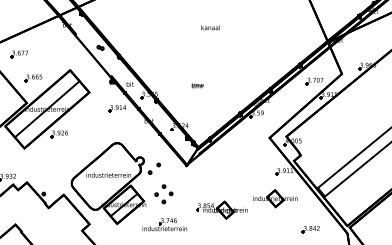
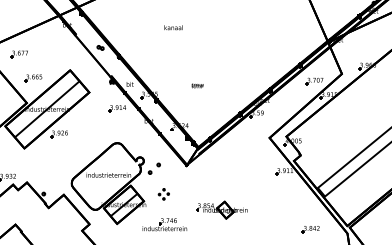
text position: (210, 27) -> (173, 27) (173, 27)
part size: 20x21 px -> 13x13 px (163, 194)
part: present -> none (275, 198)
